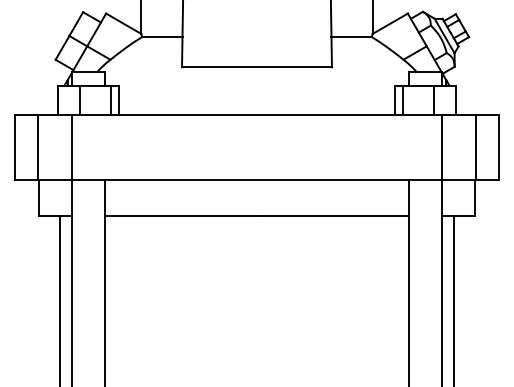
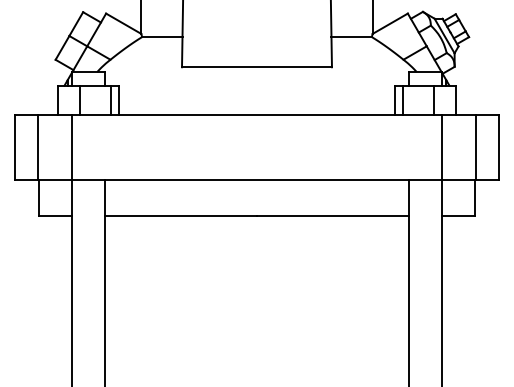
line: present -> none (60, 299)
line: present -> none (453, 299)
